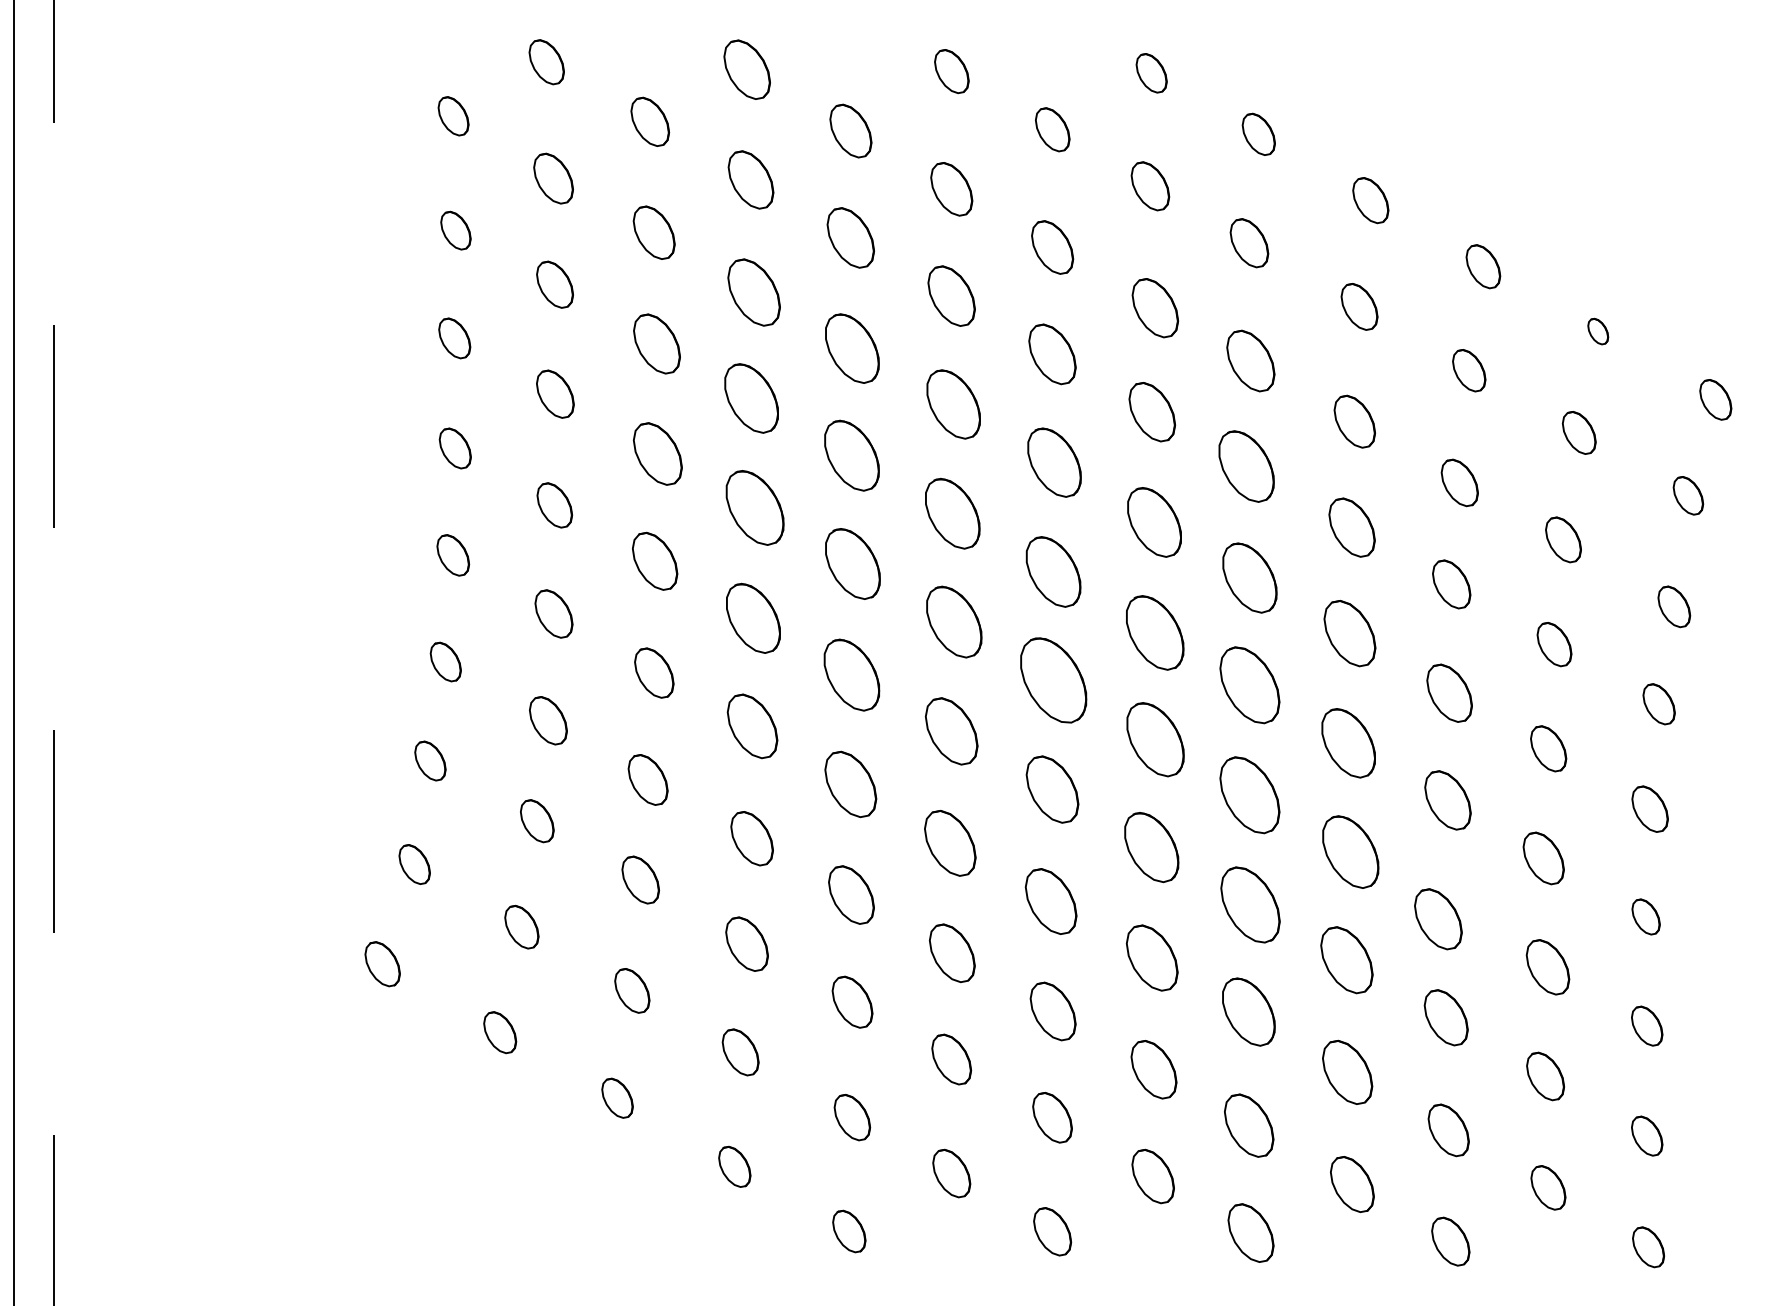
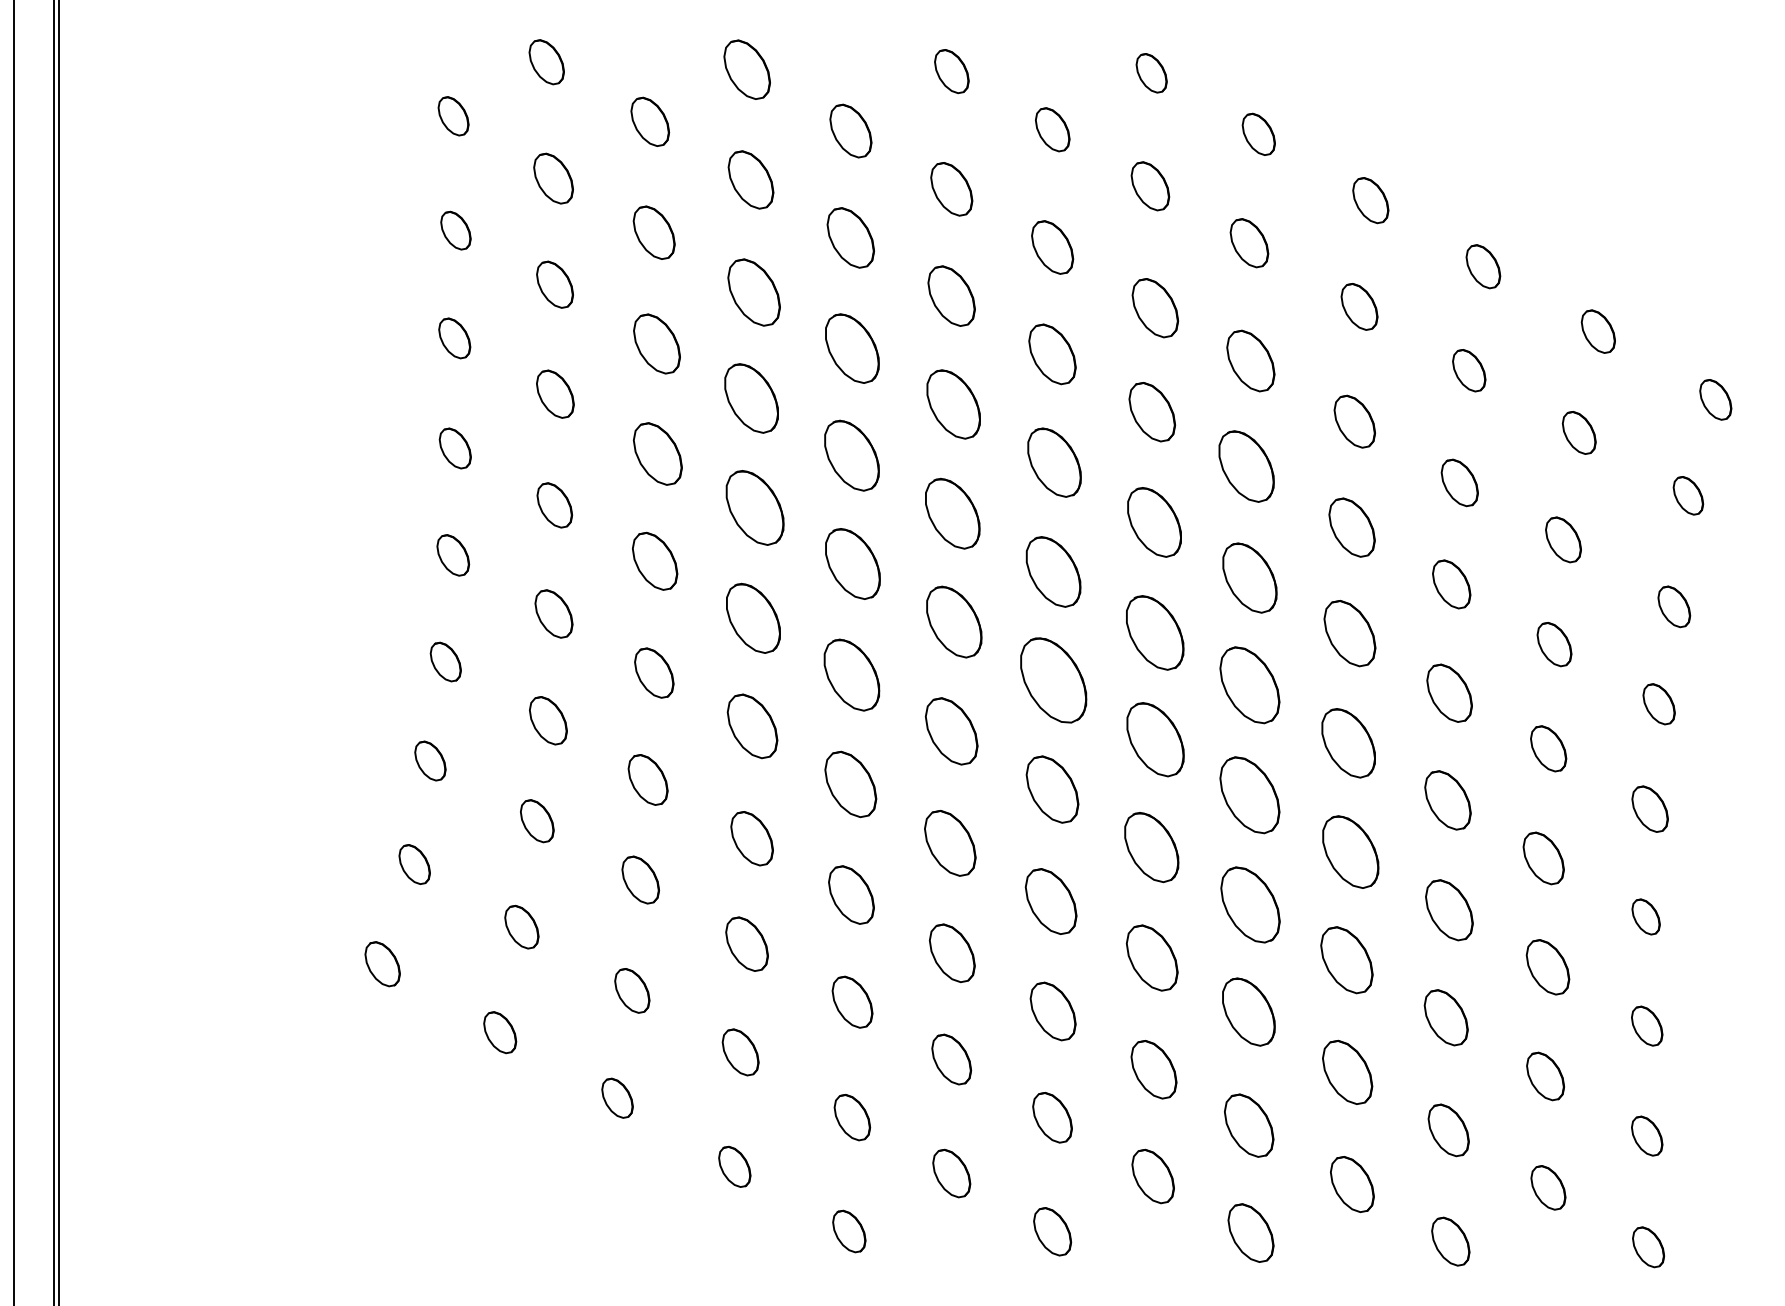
part size: 23x29 px -> 36x45 px (1597, 331)
line: none -> present (59, 652)
line: dashed -> solid (53, 653)
part position: (1438, 919) -> (1449, 910) (1449, 910)
